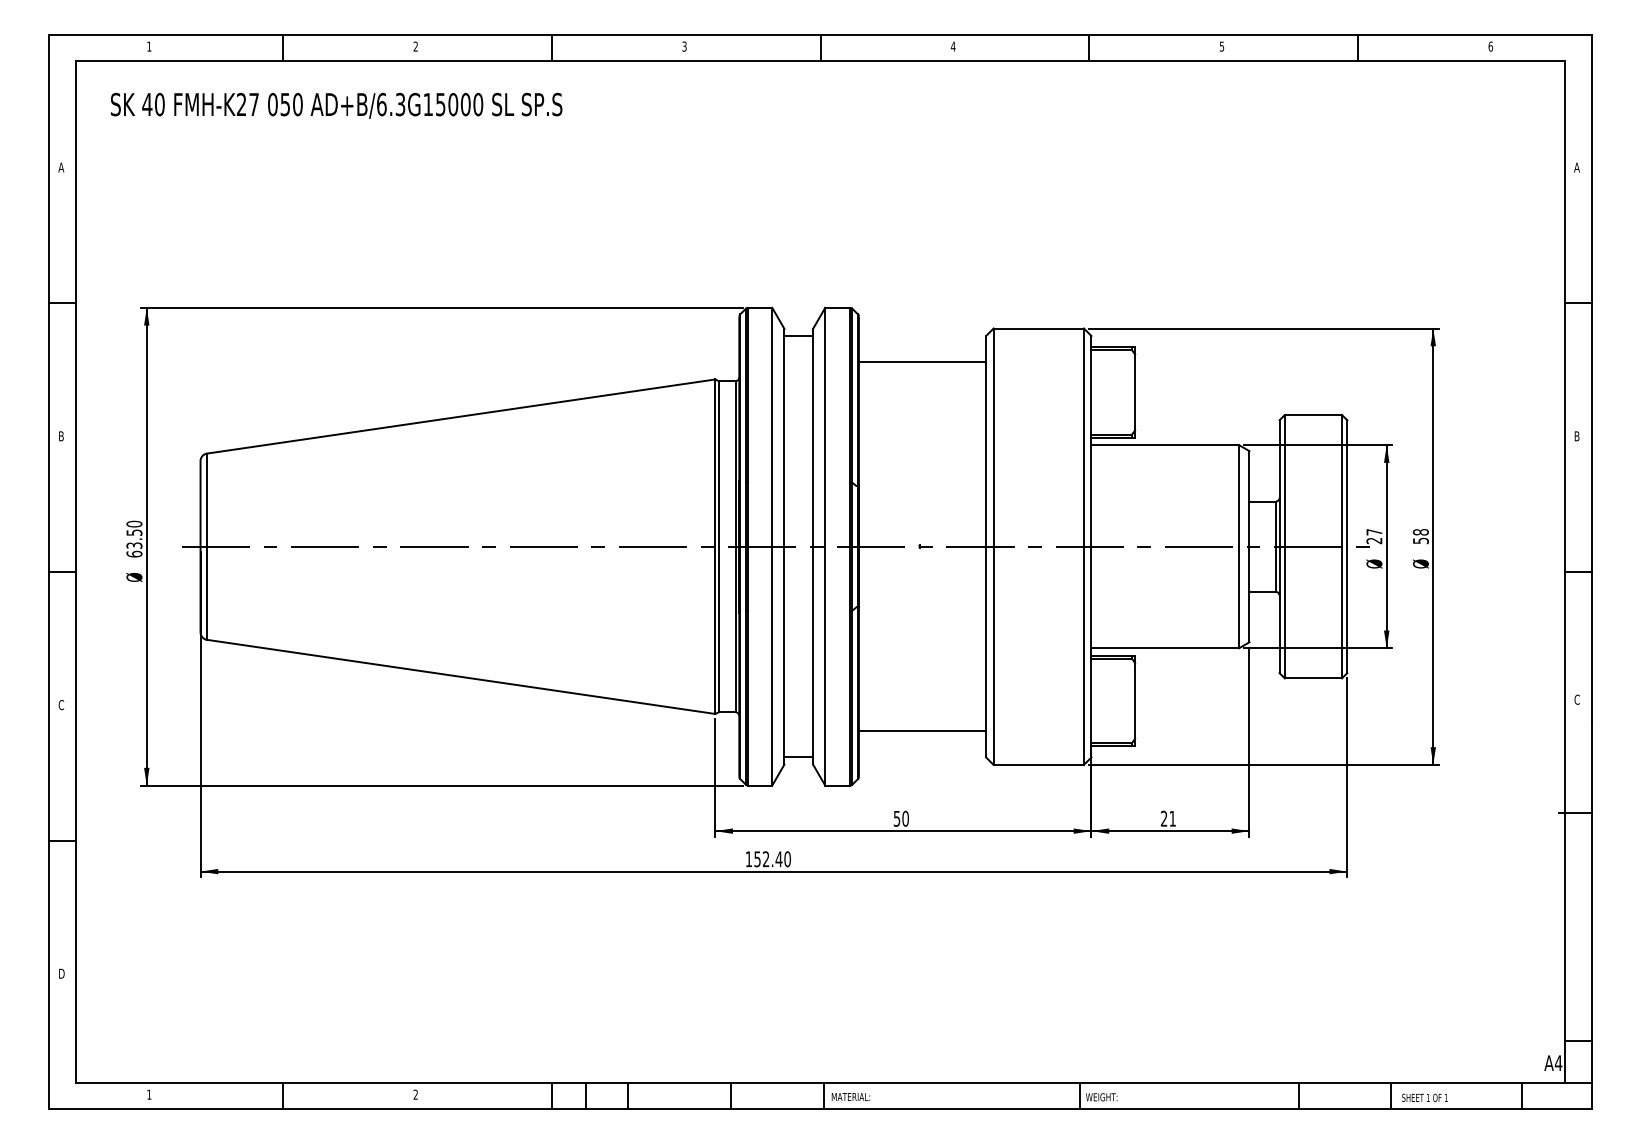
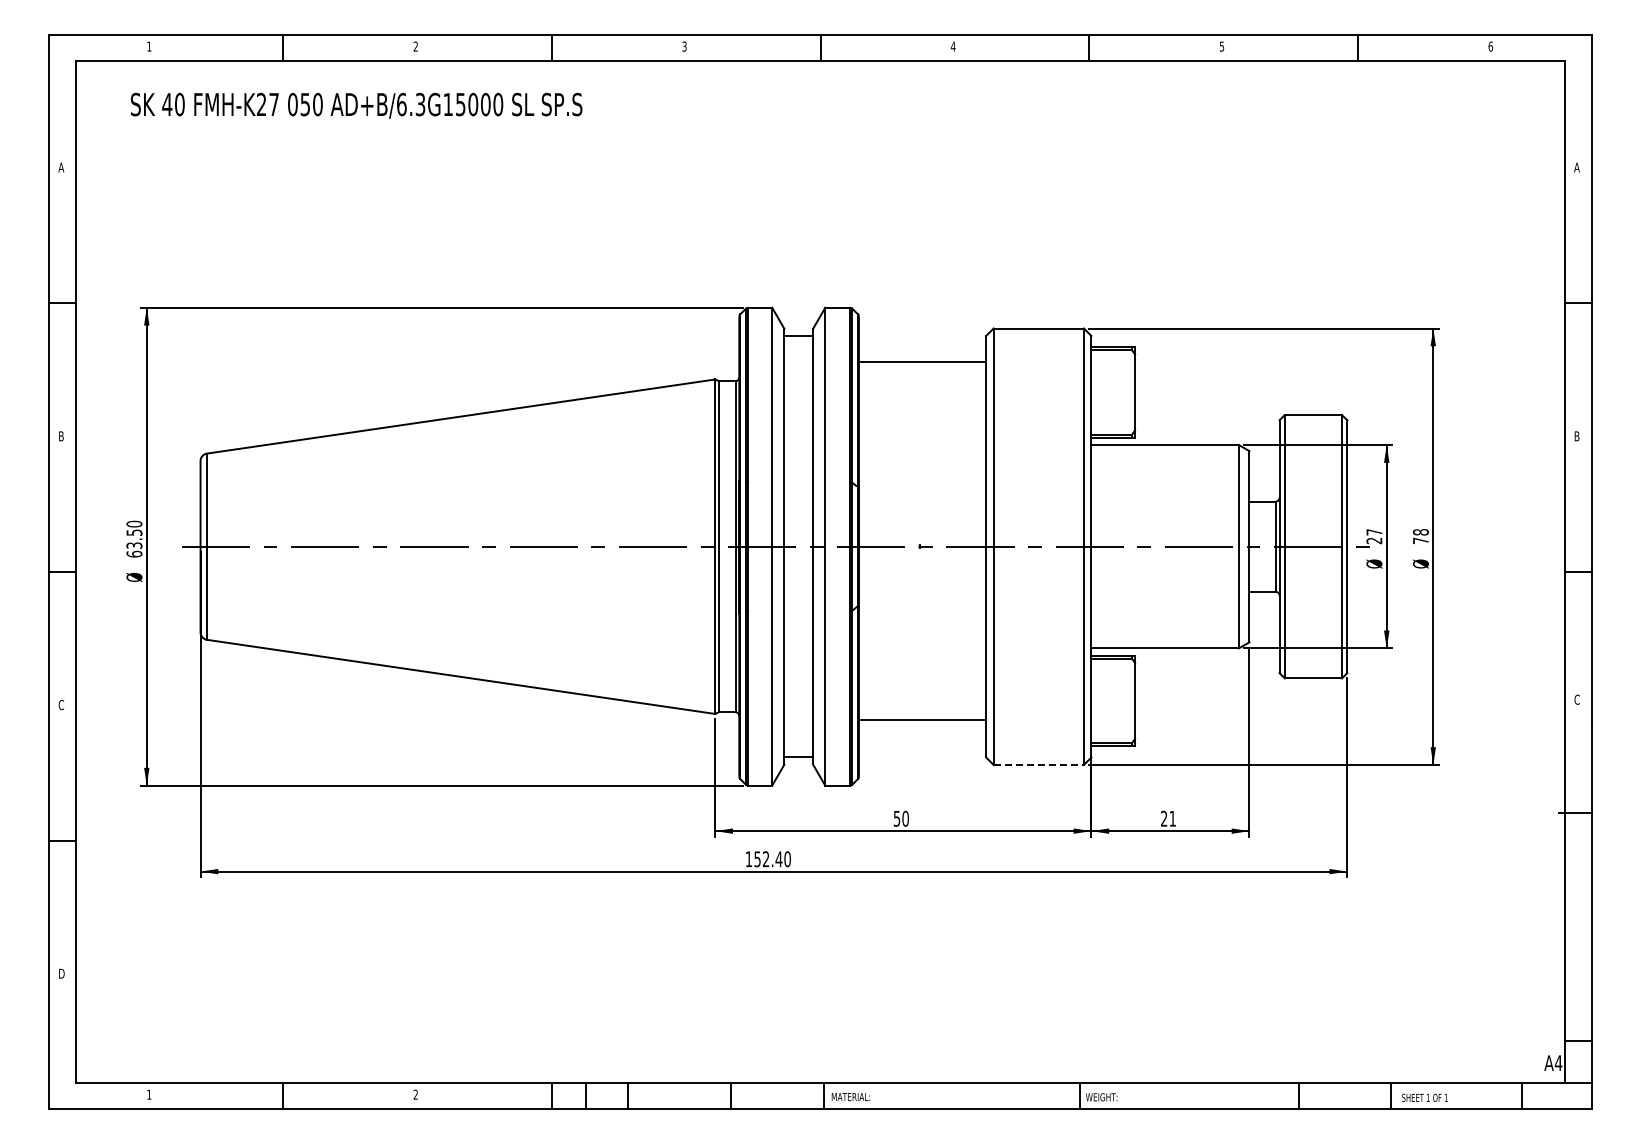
text position: (336, 105) -> (356, 105) (356, 105)
text: 58 -> 78 (1420, 540)
line position: (922, 731) -> (922, 720) (922, 720)
line: solid -> dashed (1039, 764)
